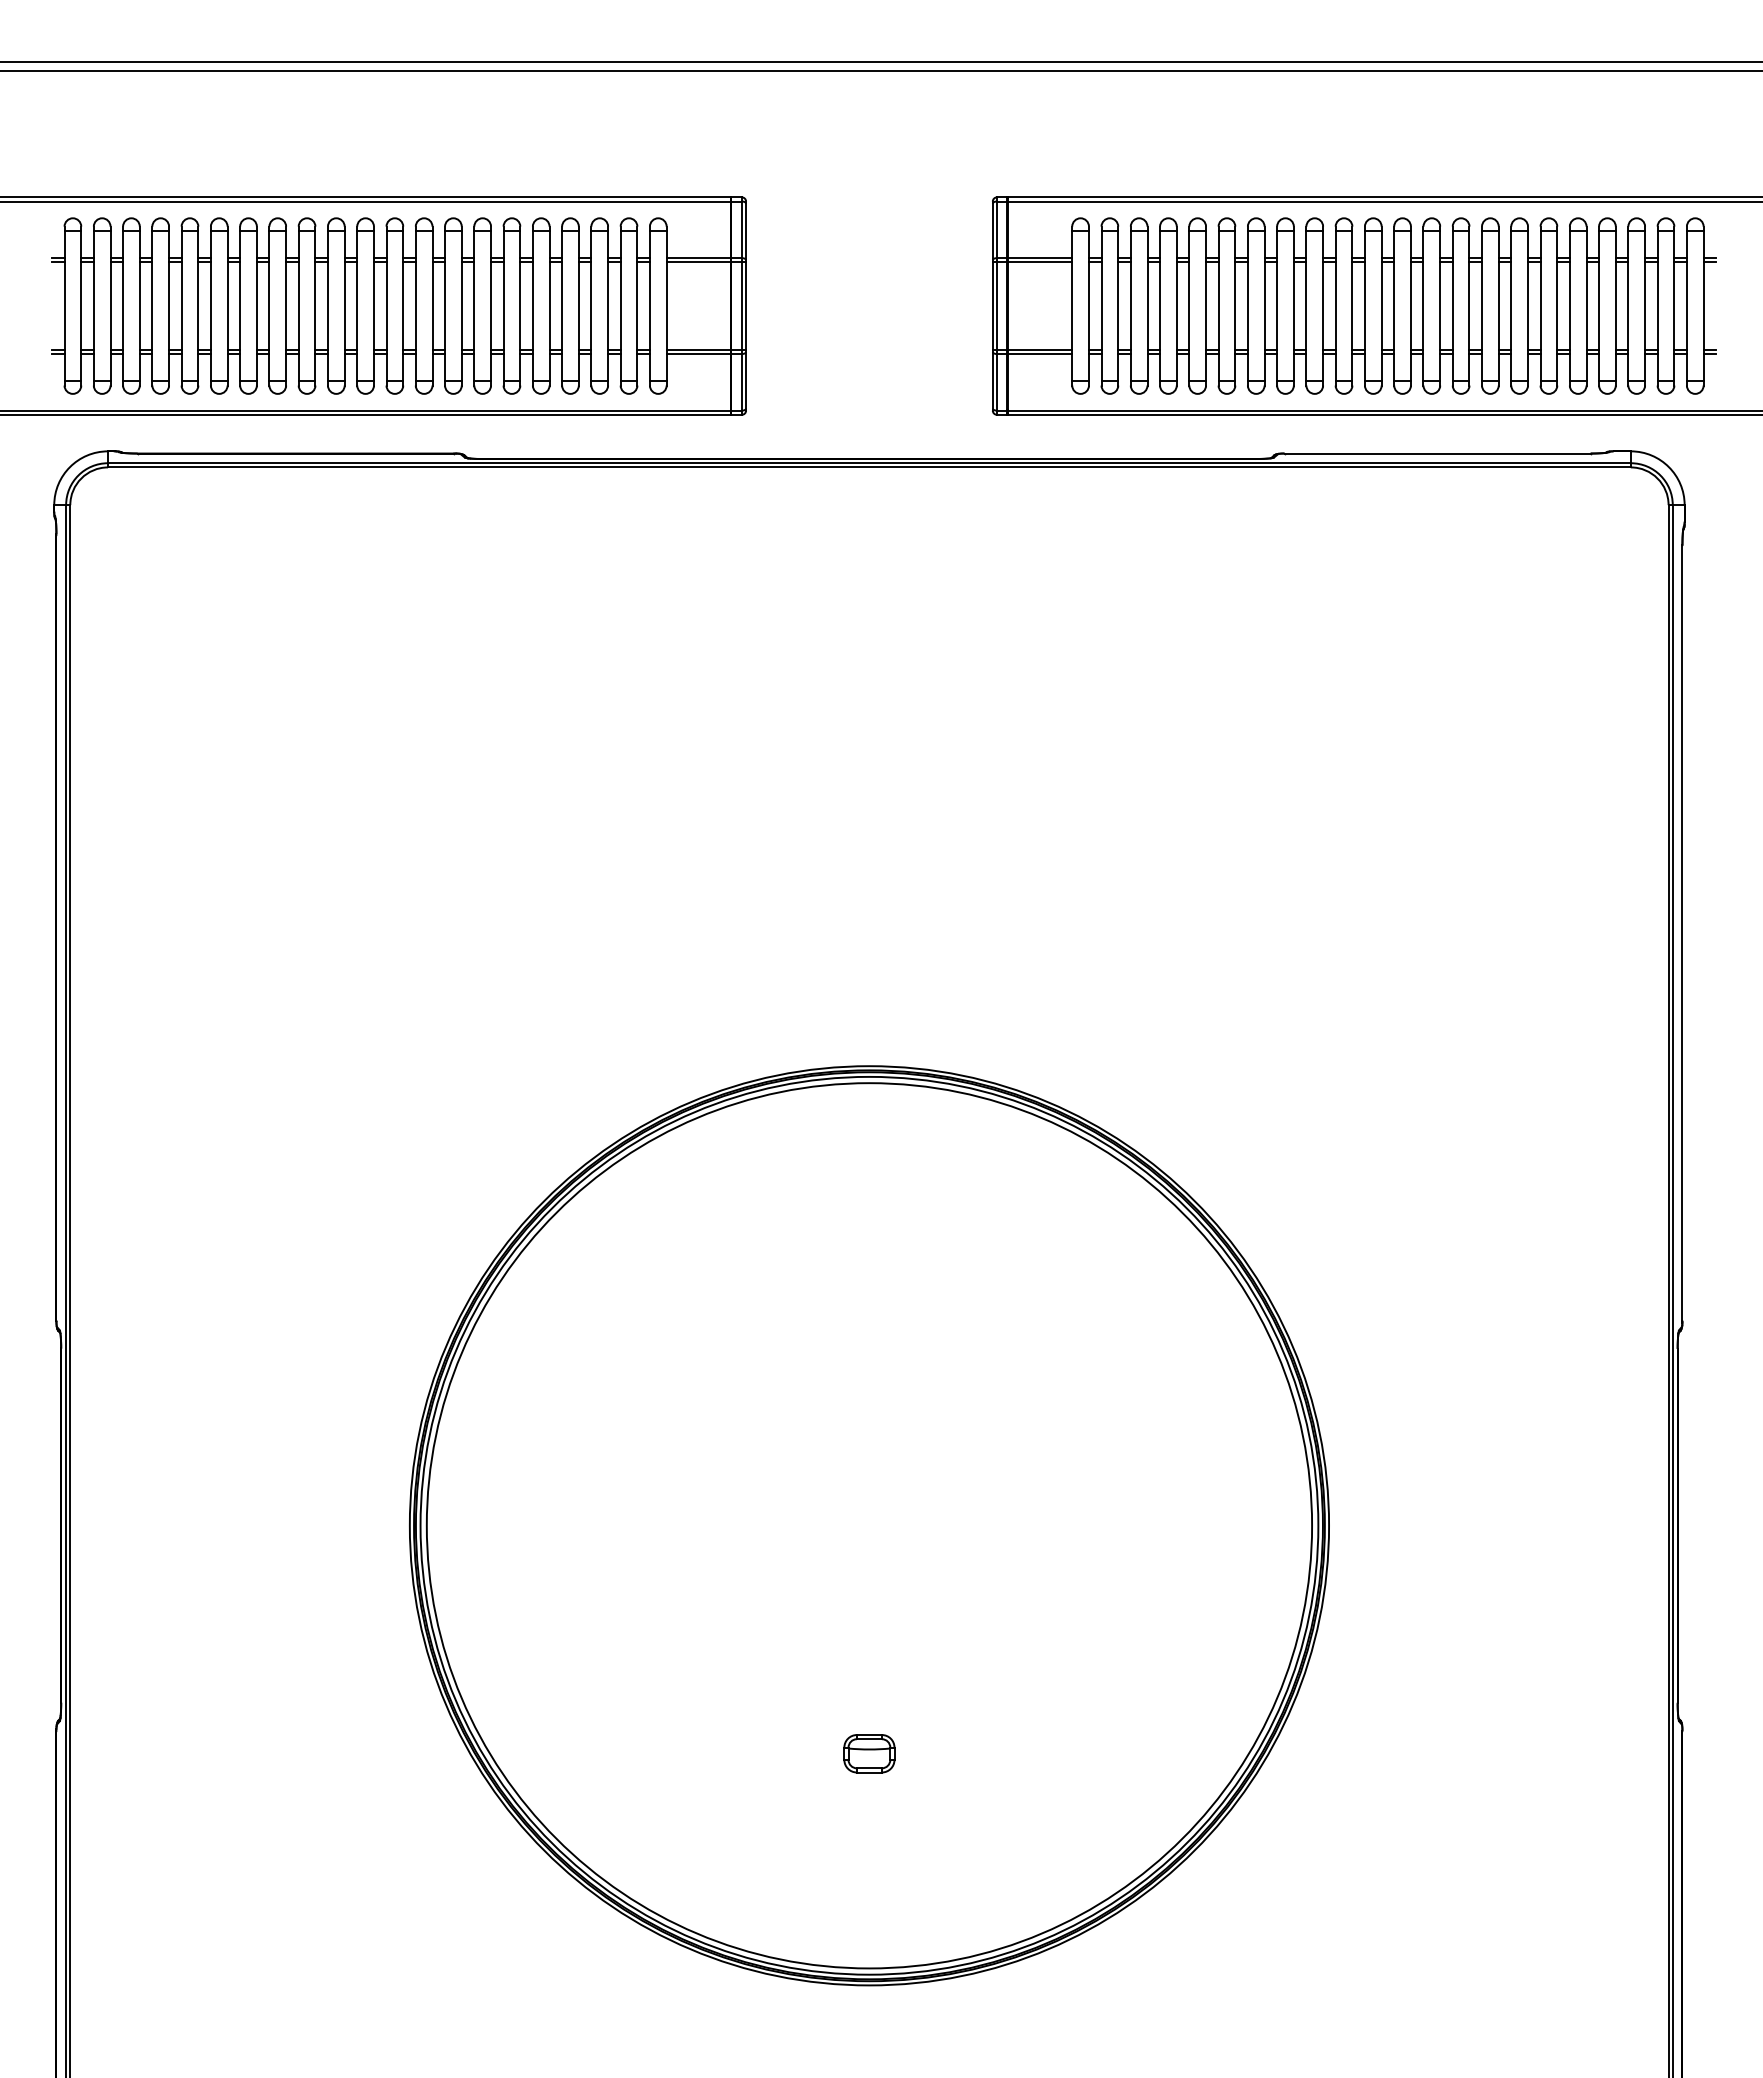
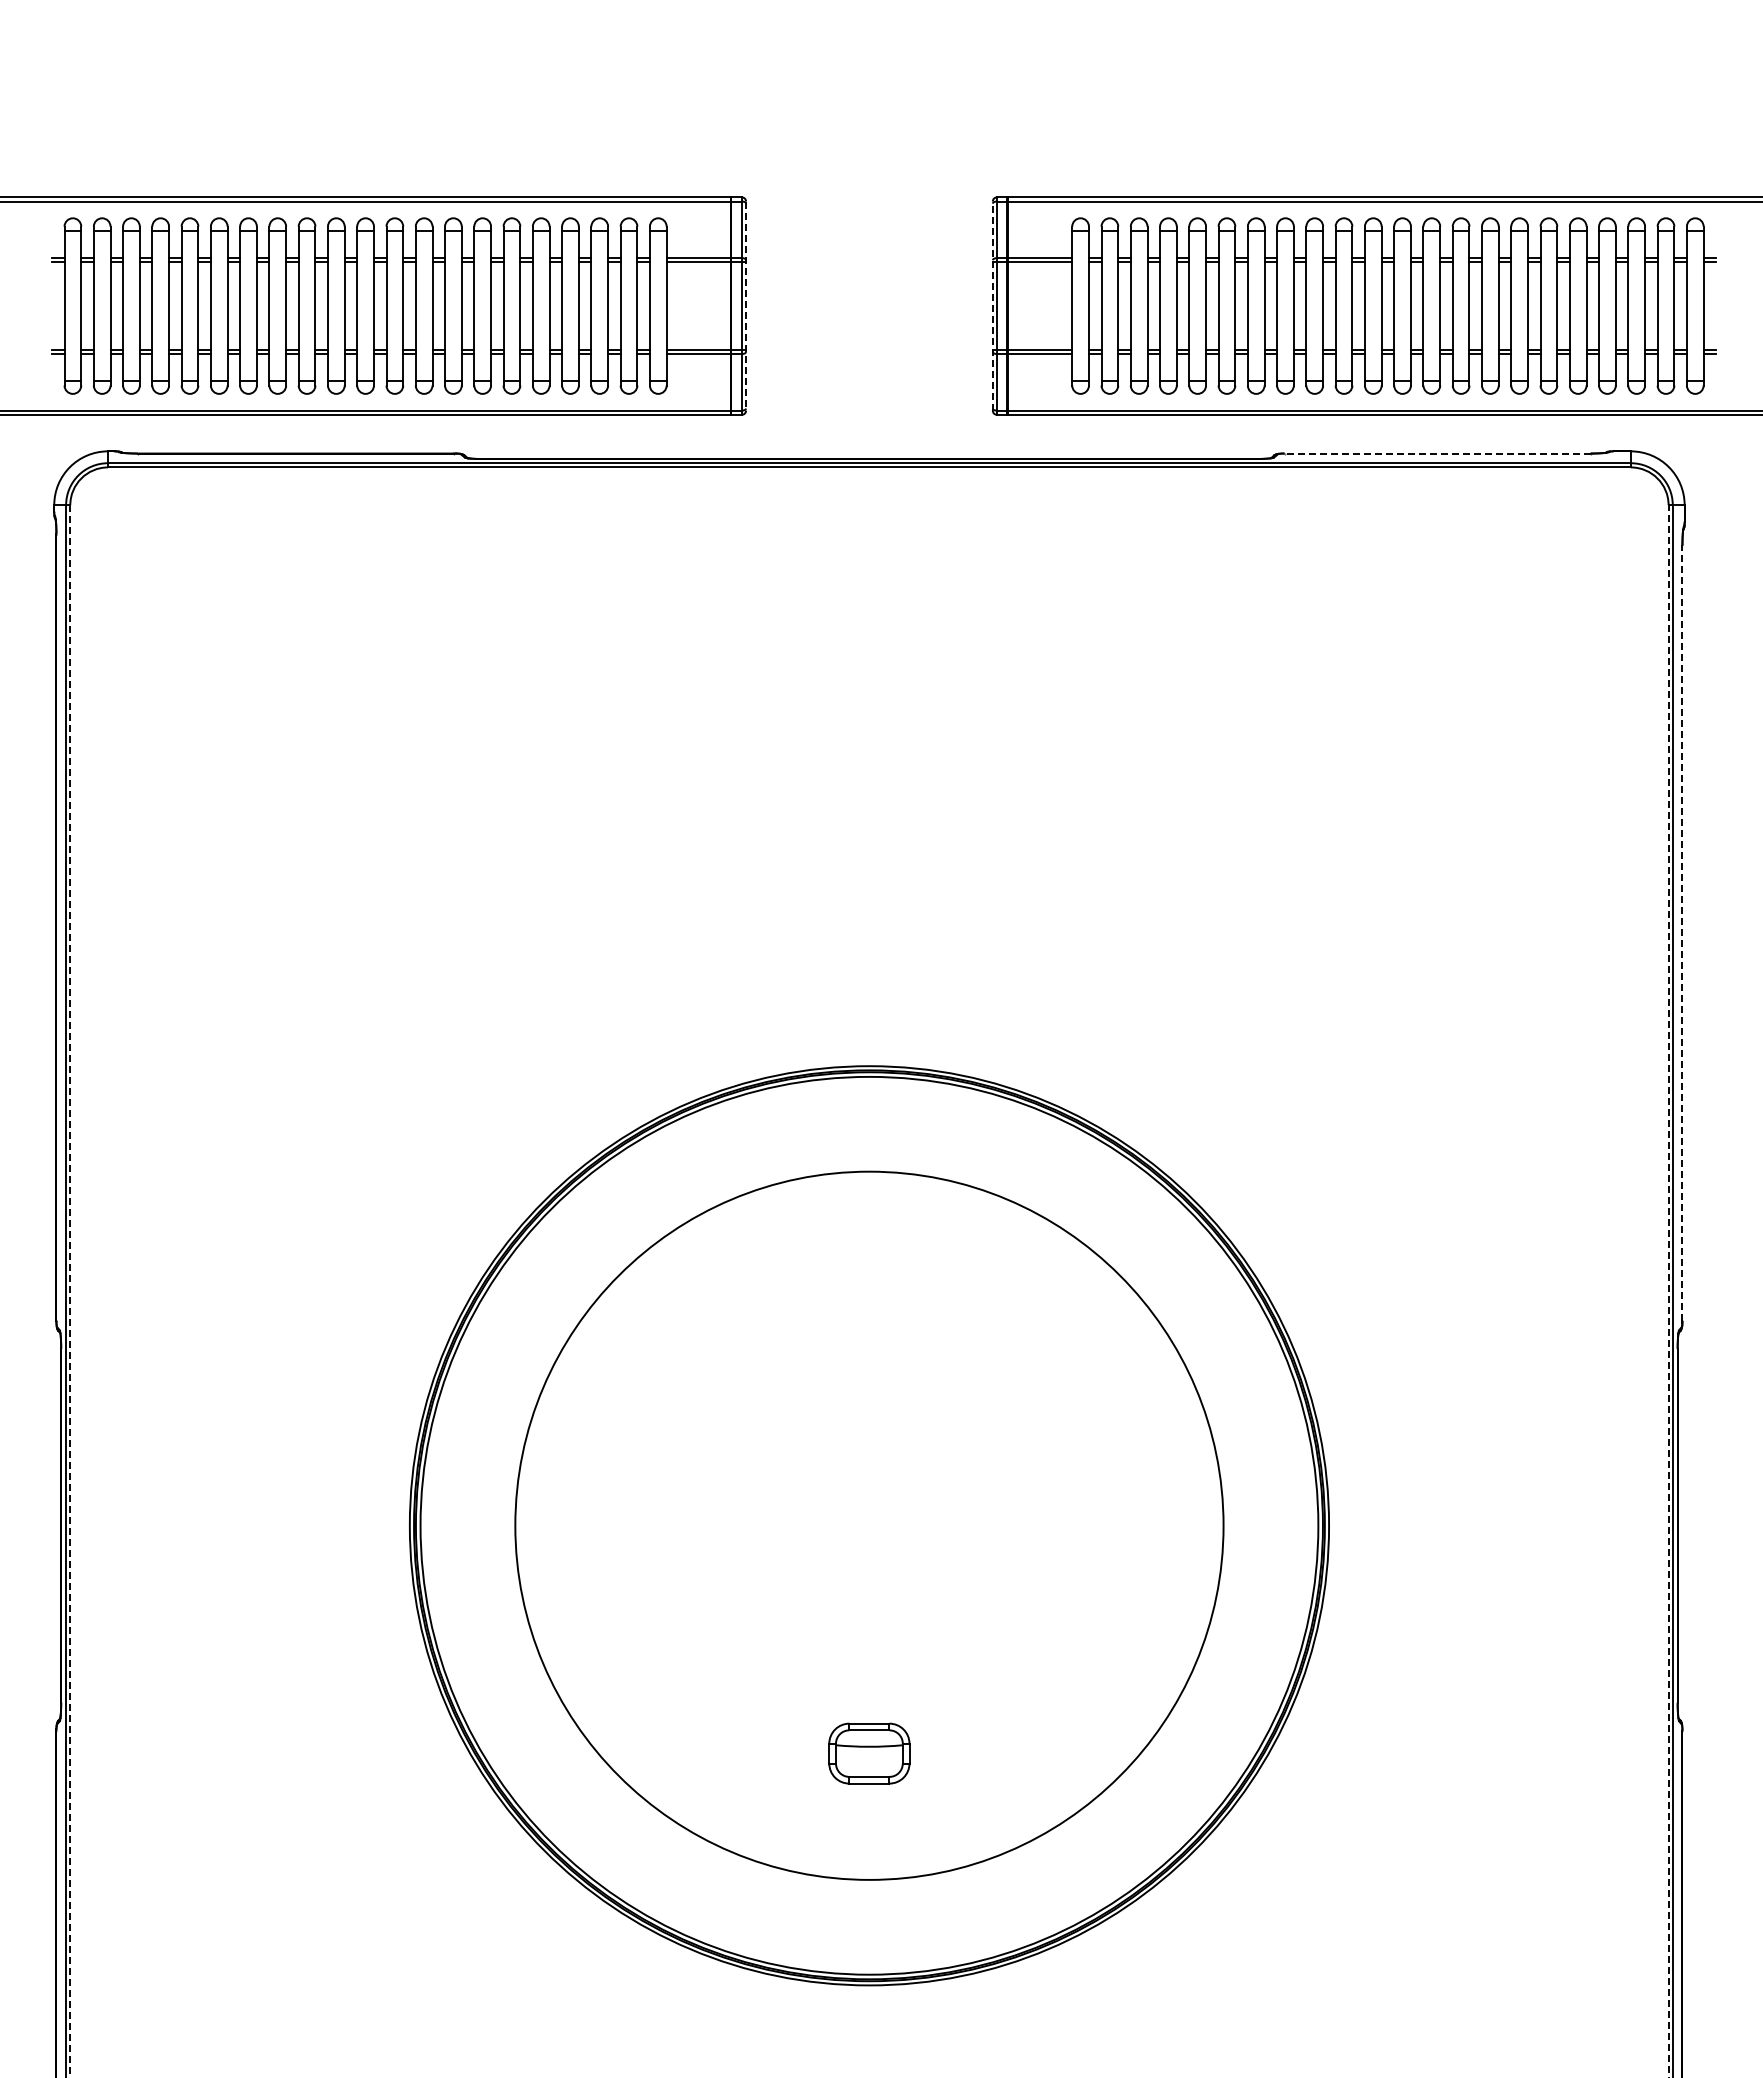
line: present -> none (880, 62)
line: present -> none (880, 70)
line: solid -> dashed (746, 306)
line: solid -> dashed (992, 306)
line: solid -> dashed (1437, 453)
line: solid -> dashed (1682, 932)
line: solid -> dashed (1668, 1290)
line: solid -> dashed (70, 1291)
circle diameter: 885 px -> 708 px (869, 1525)
part size: 53x40 px -> 83x63 px (869, 1753)
